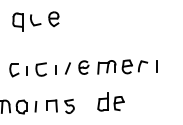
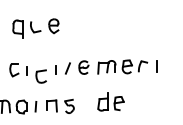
part position: (35, 21) -> (35, 28) (35, 28)
part position: (40, 69) -> (40, 76) (40, 76)
